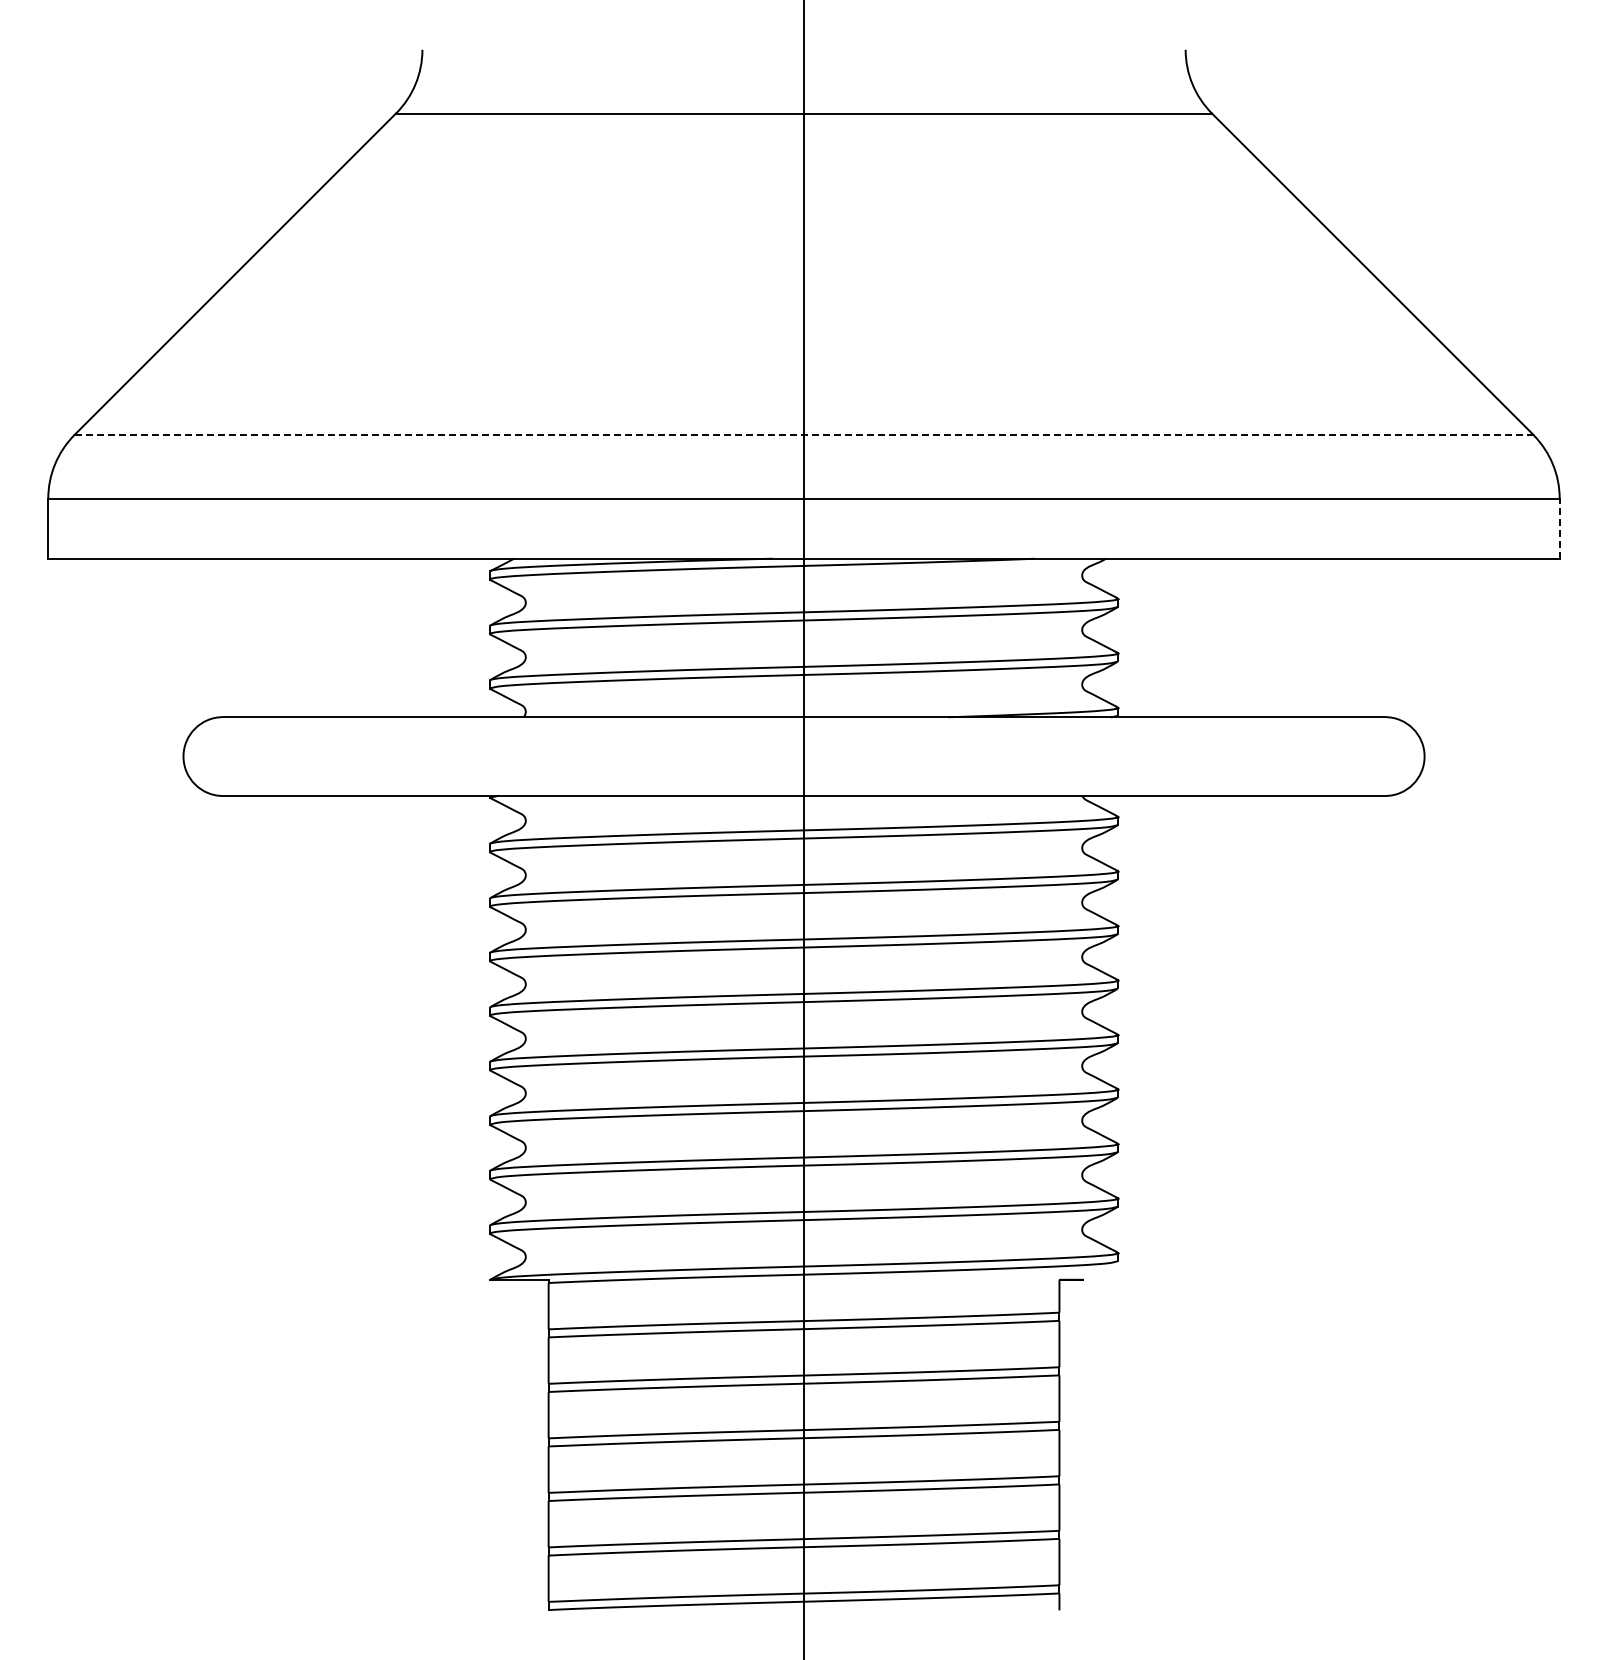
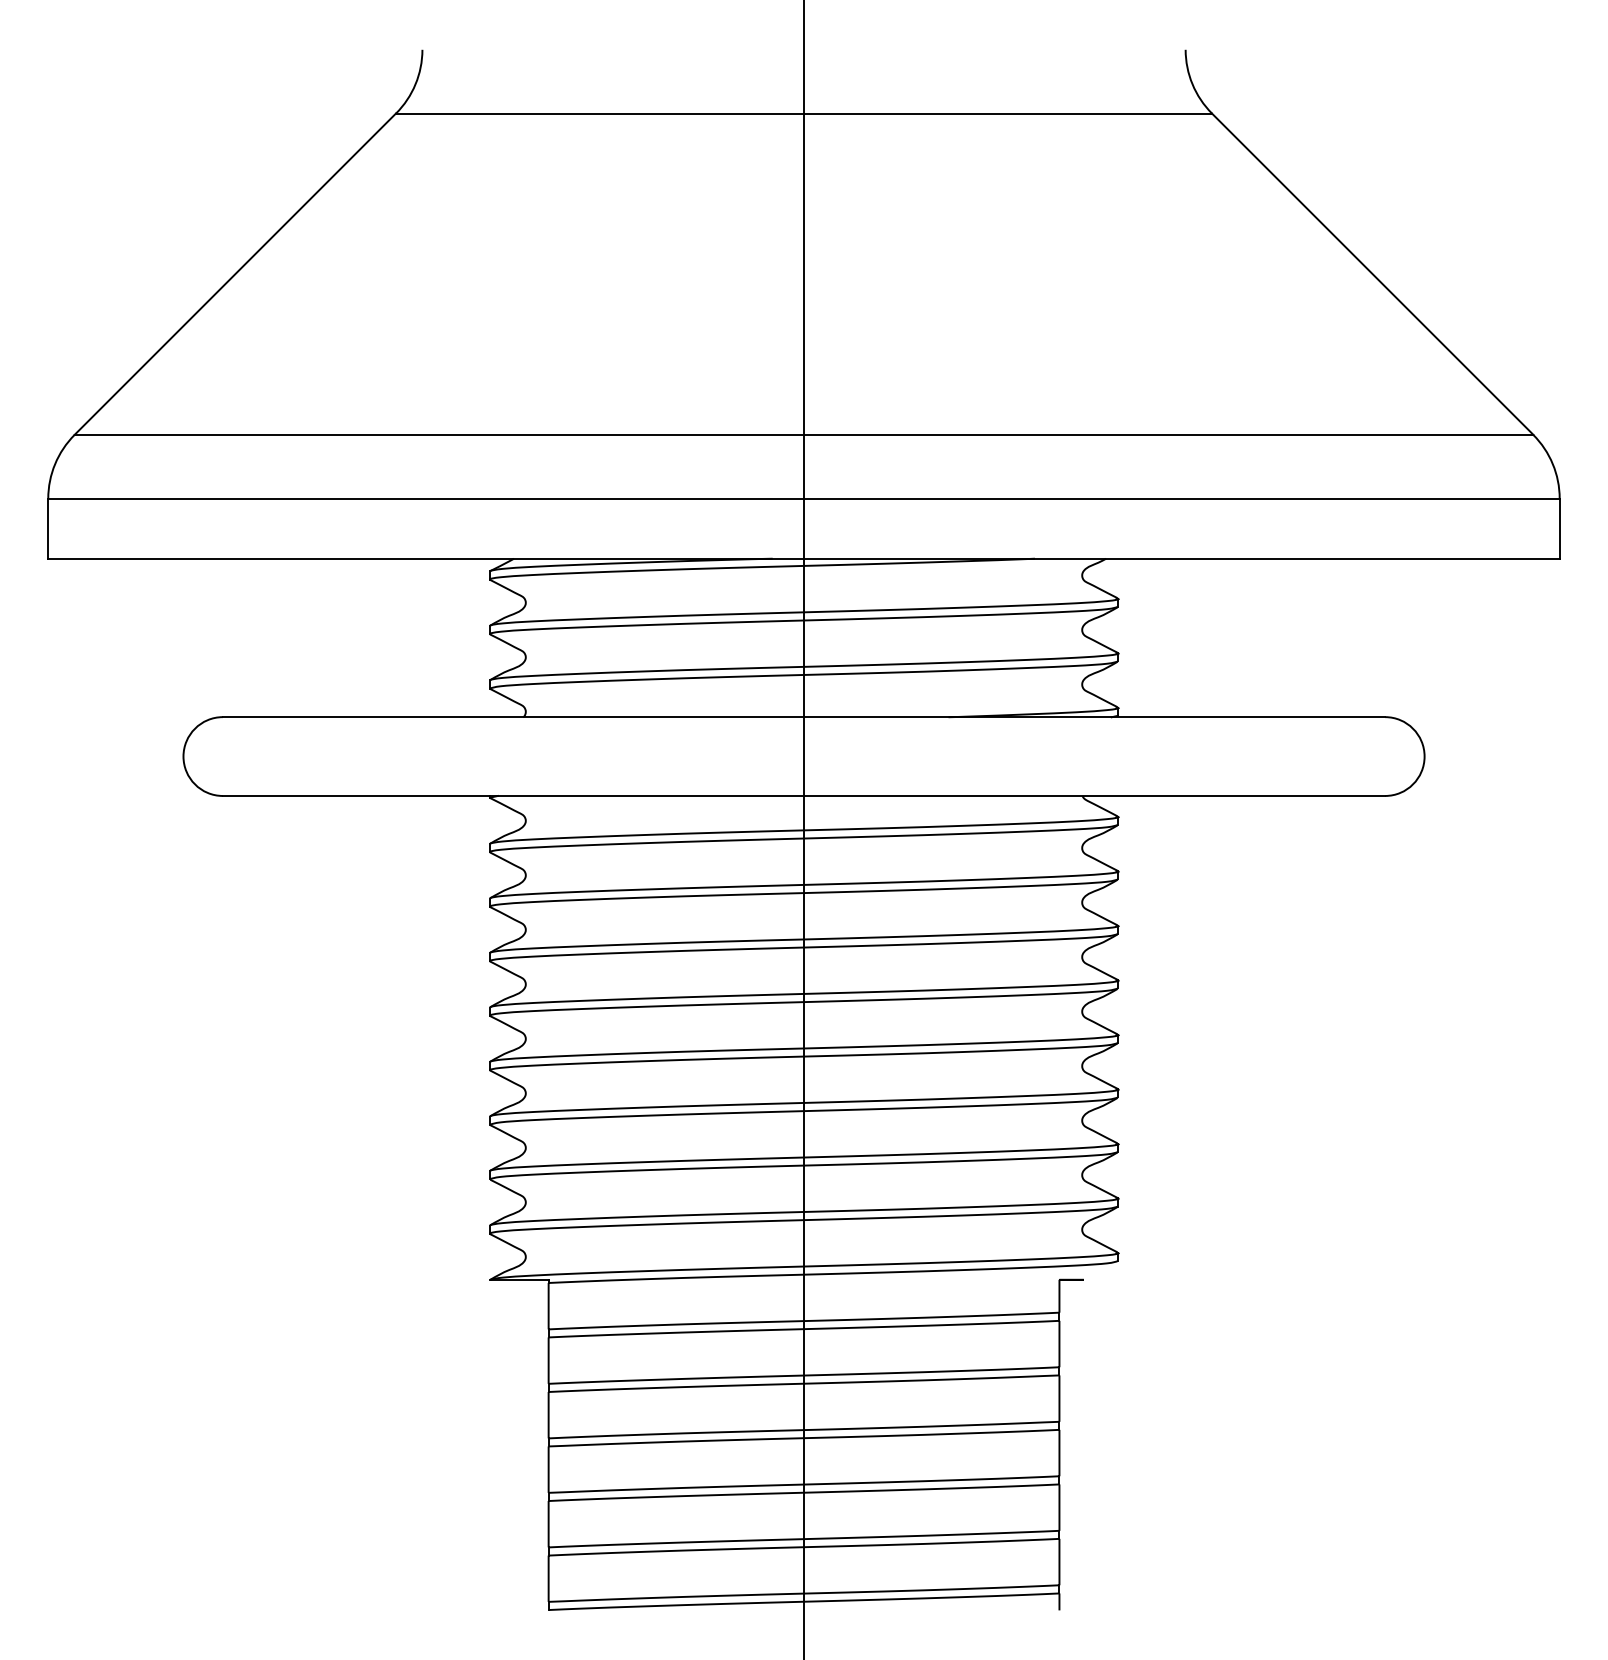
line: dashed -> solid (804, 434)
line: dashed -> solid (1559, 528)
